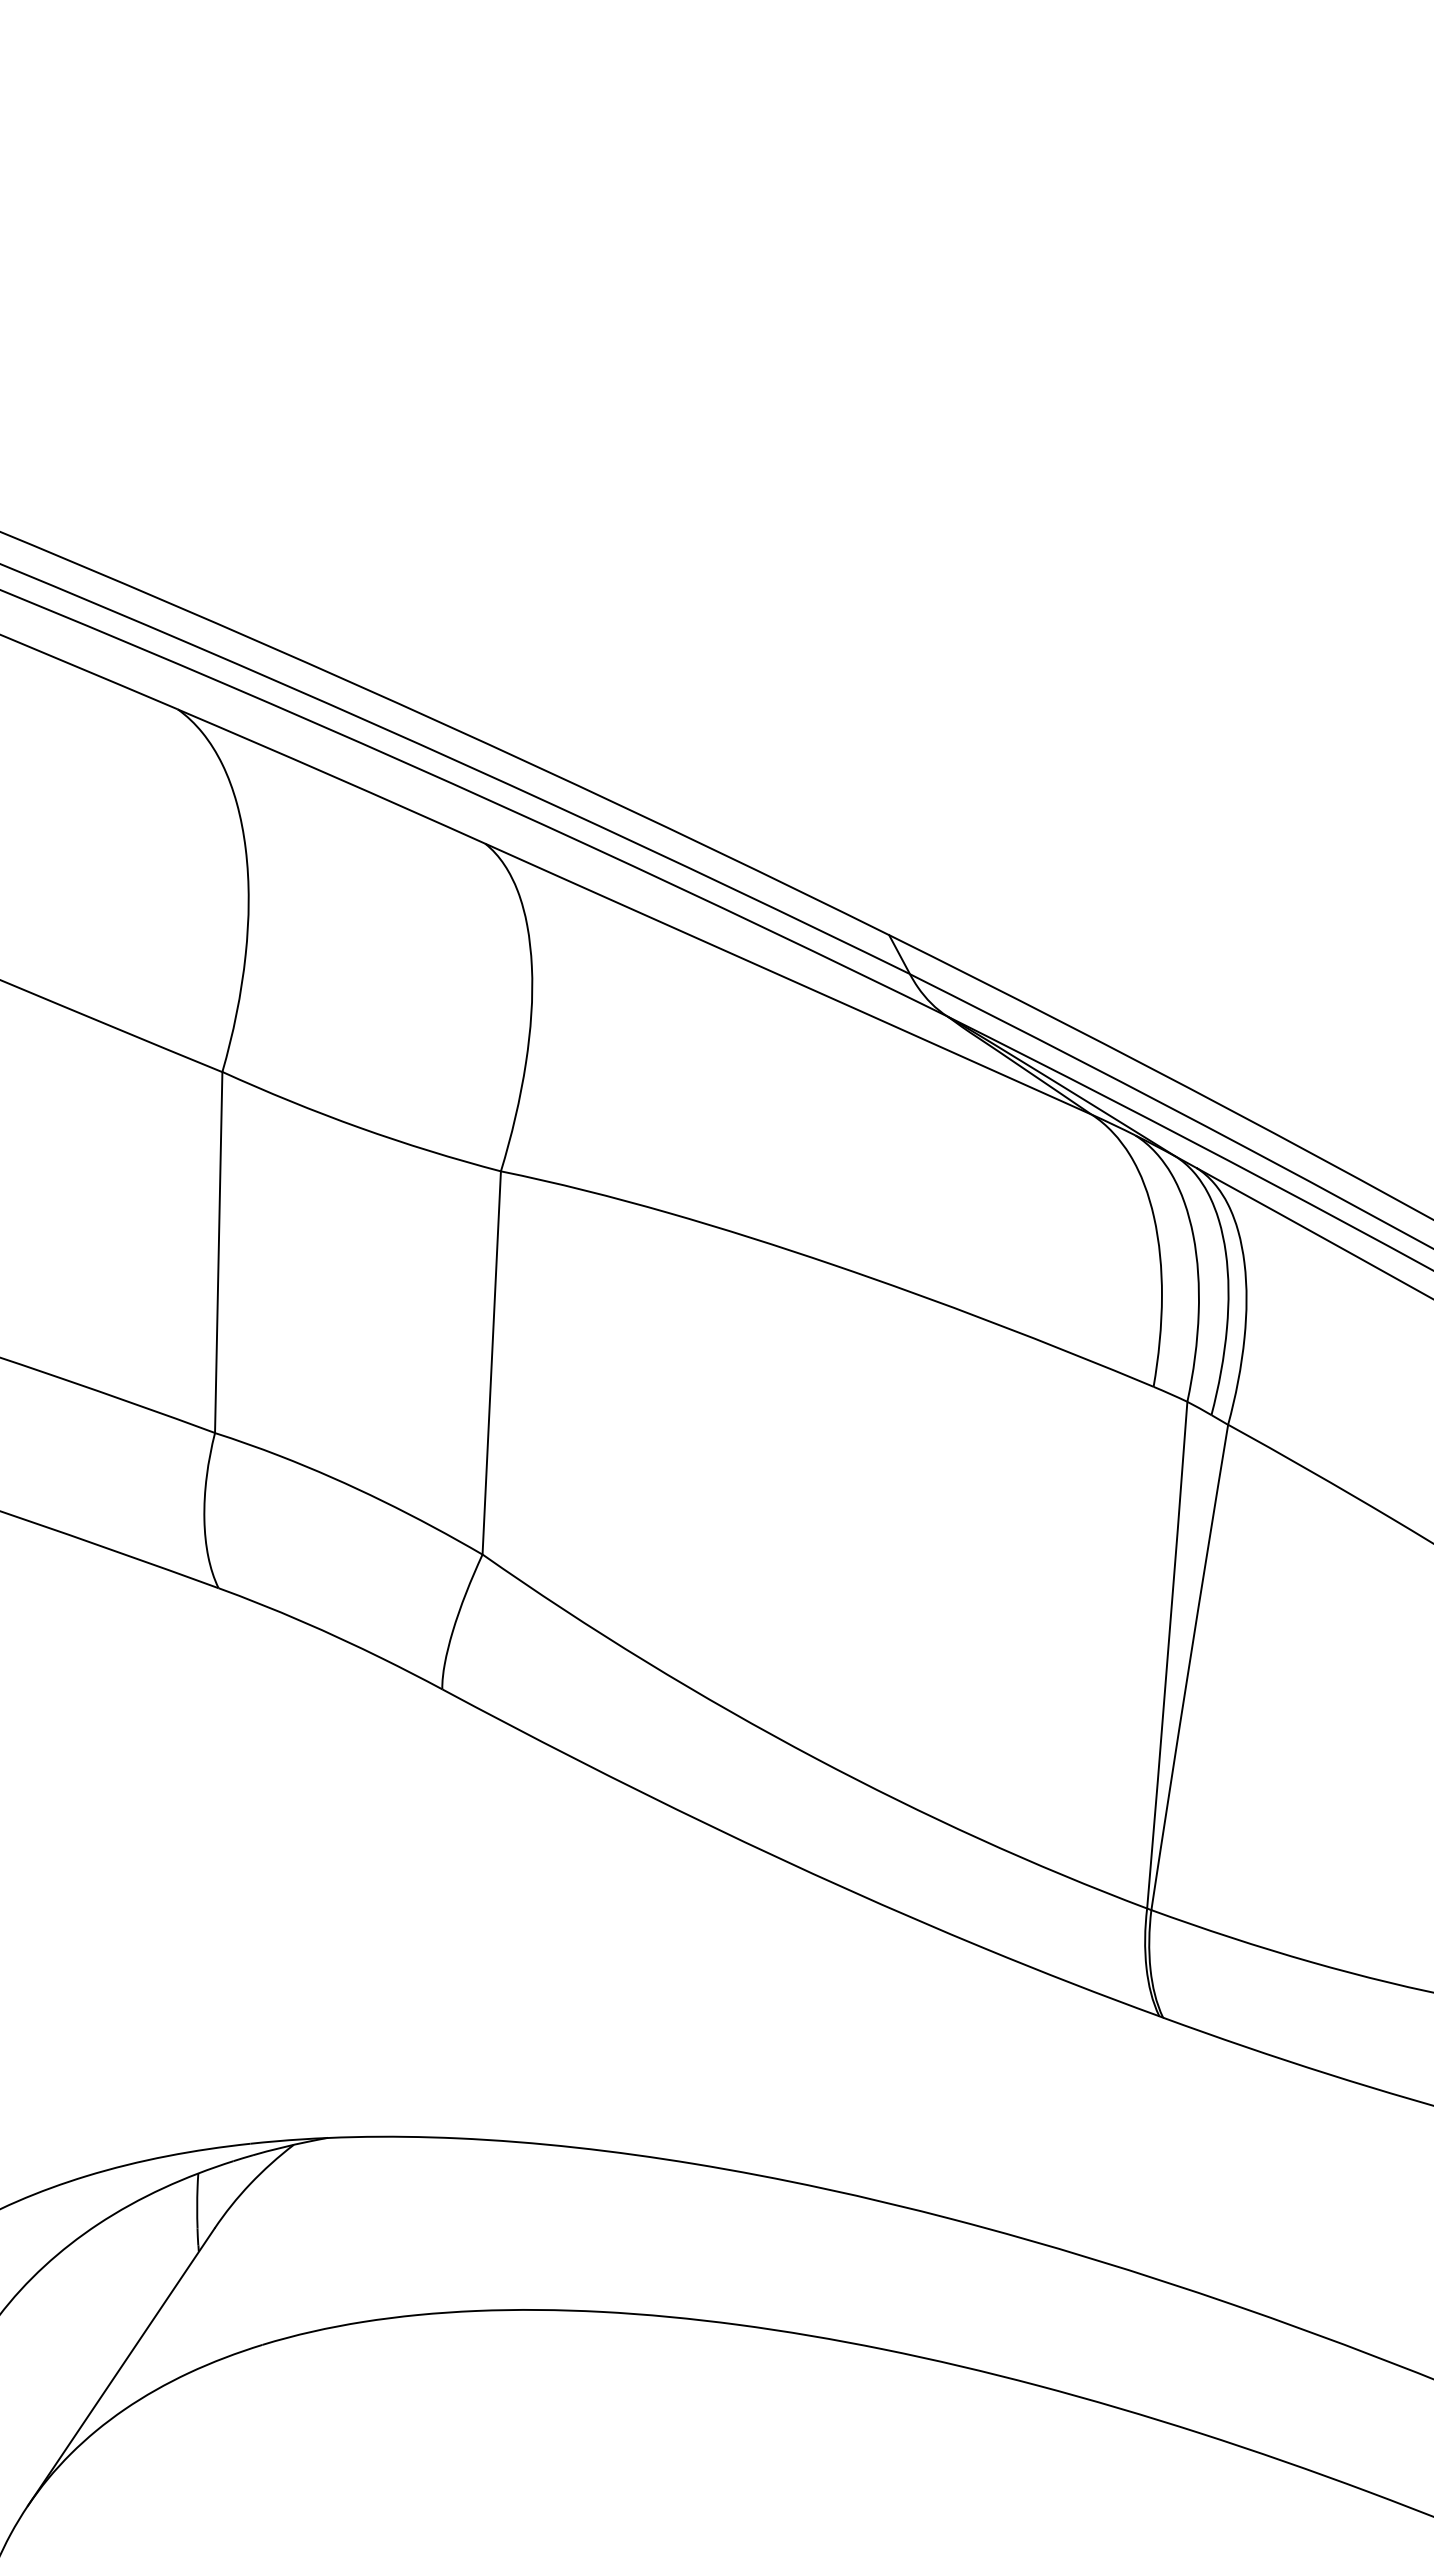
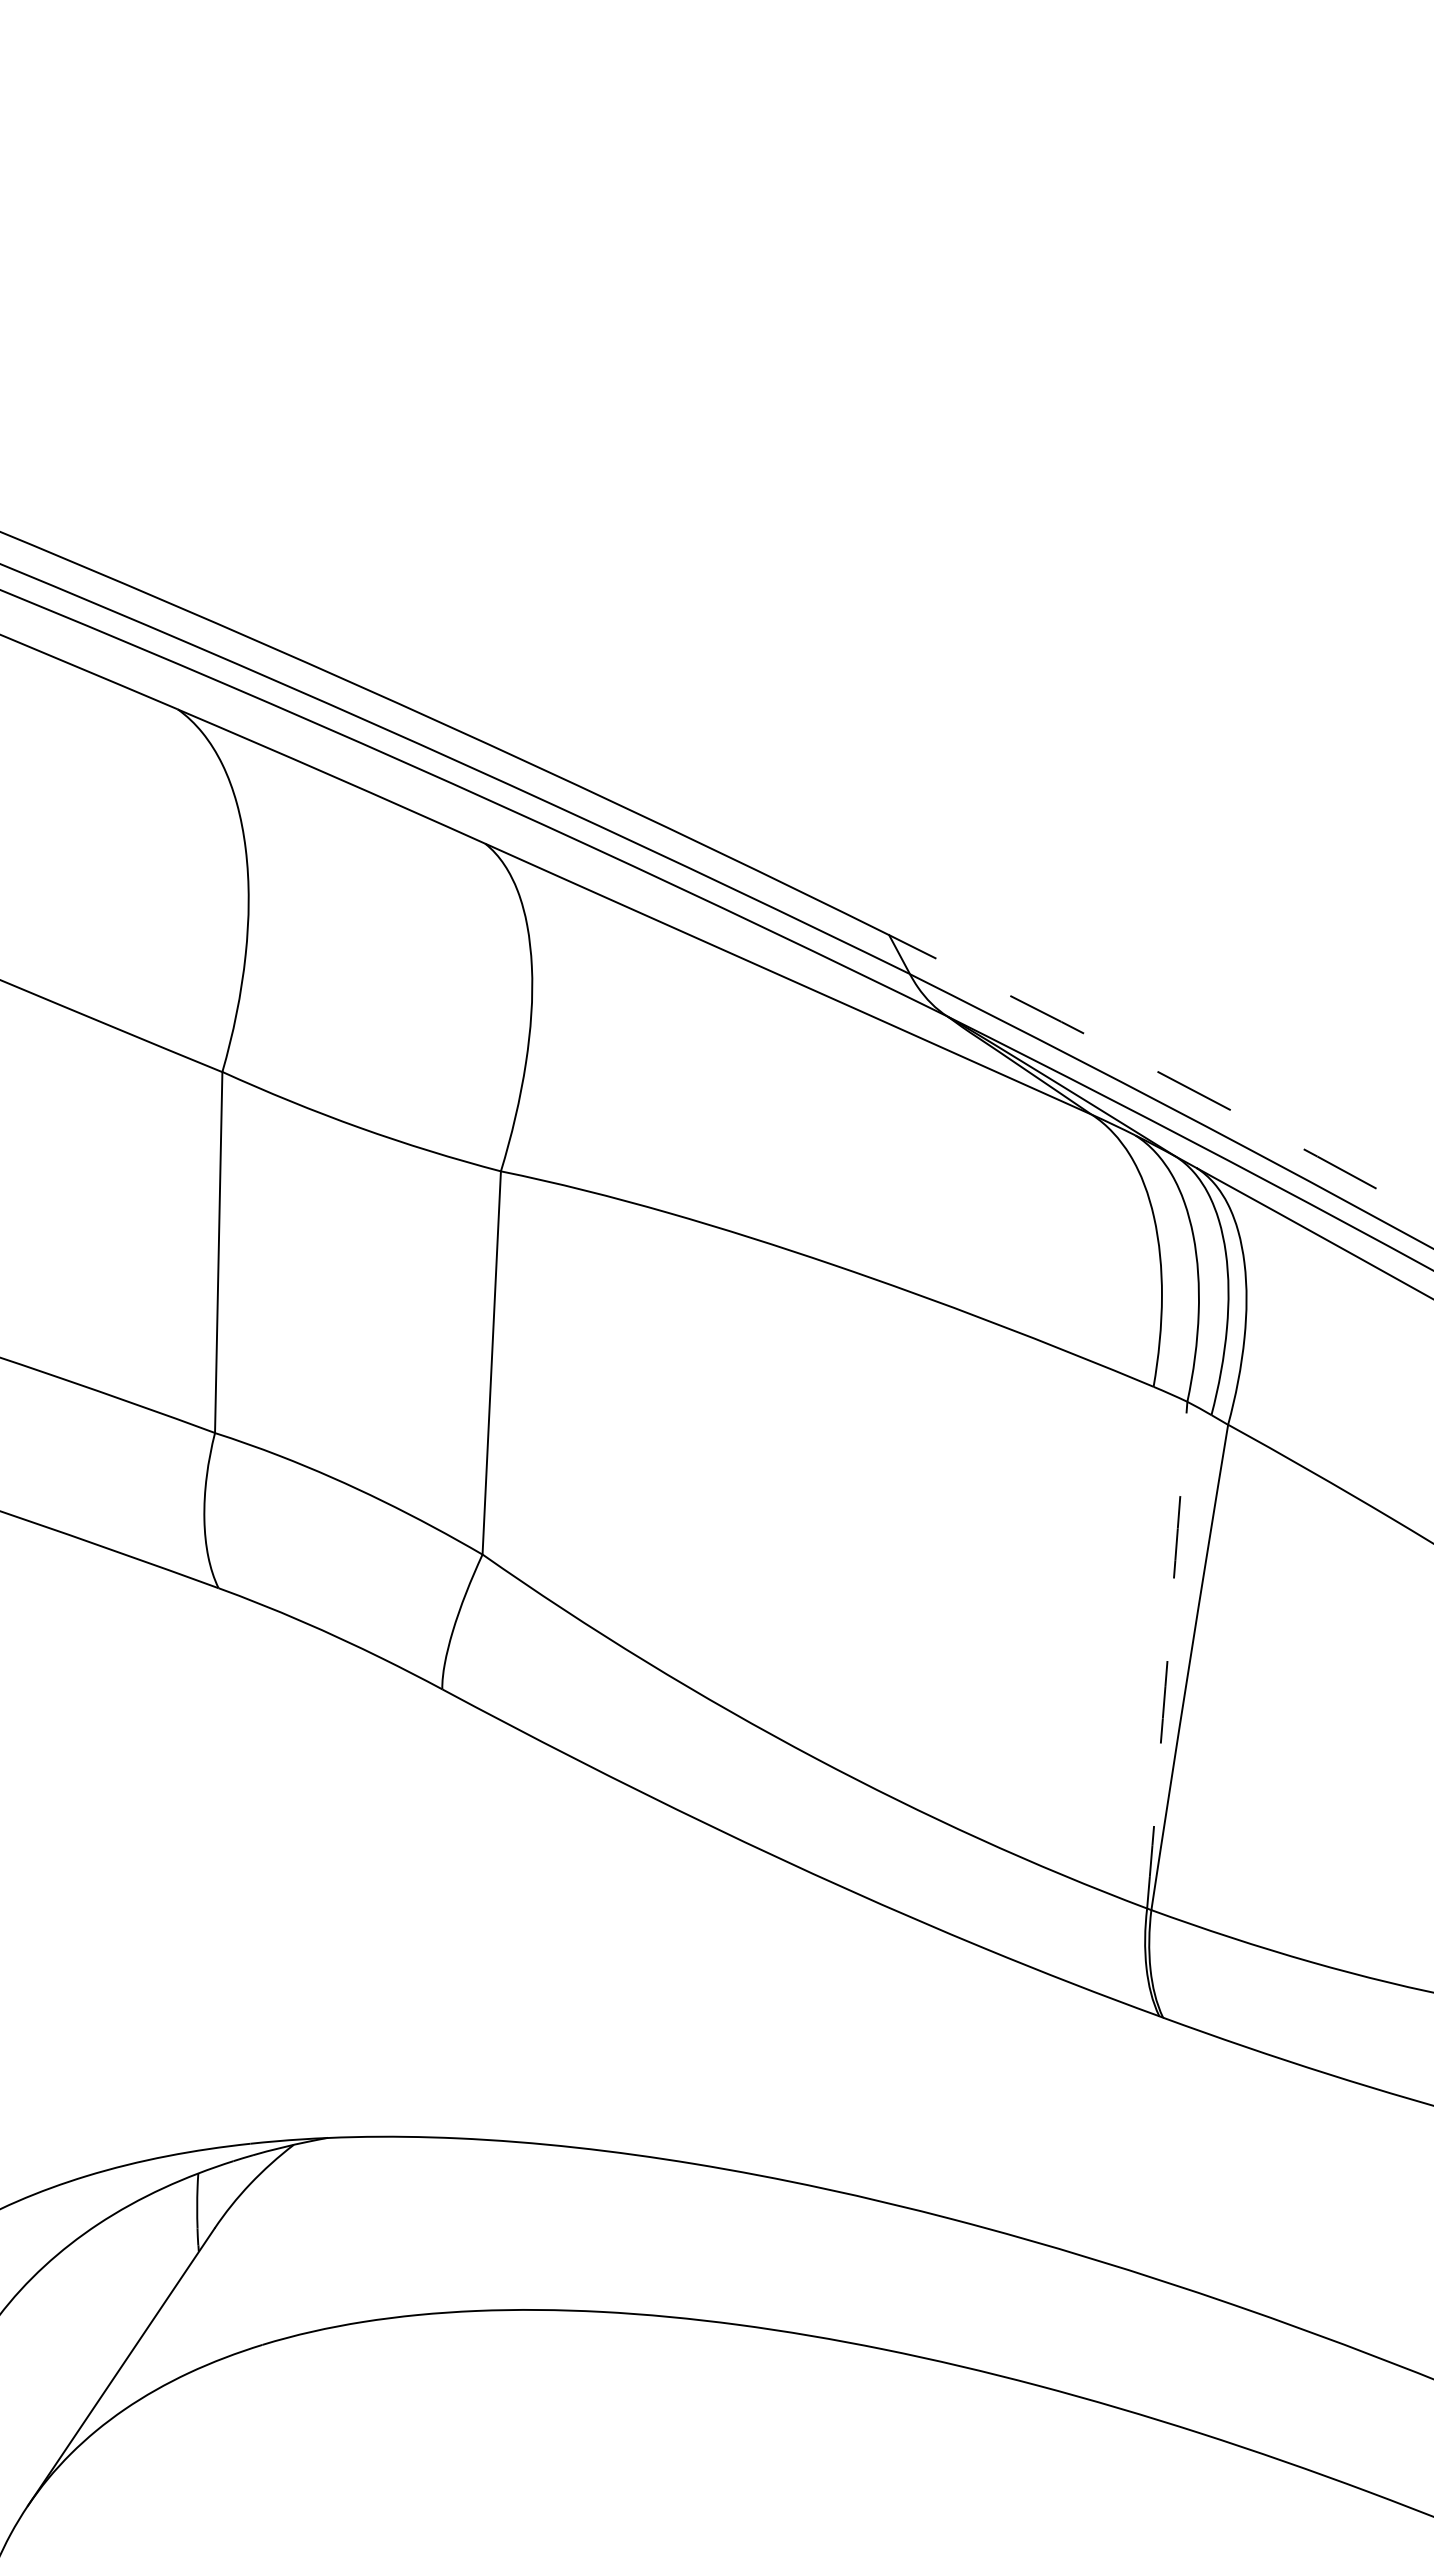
arc: solid -> dashed (1162, 1074)
arc: solid -> dashed (1167, 1655)
